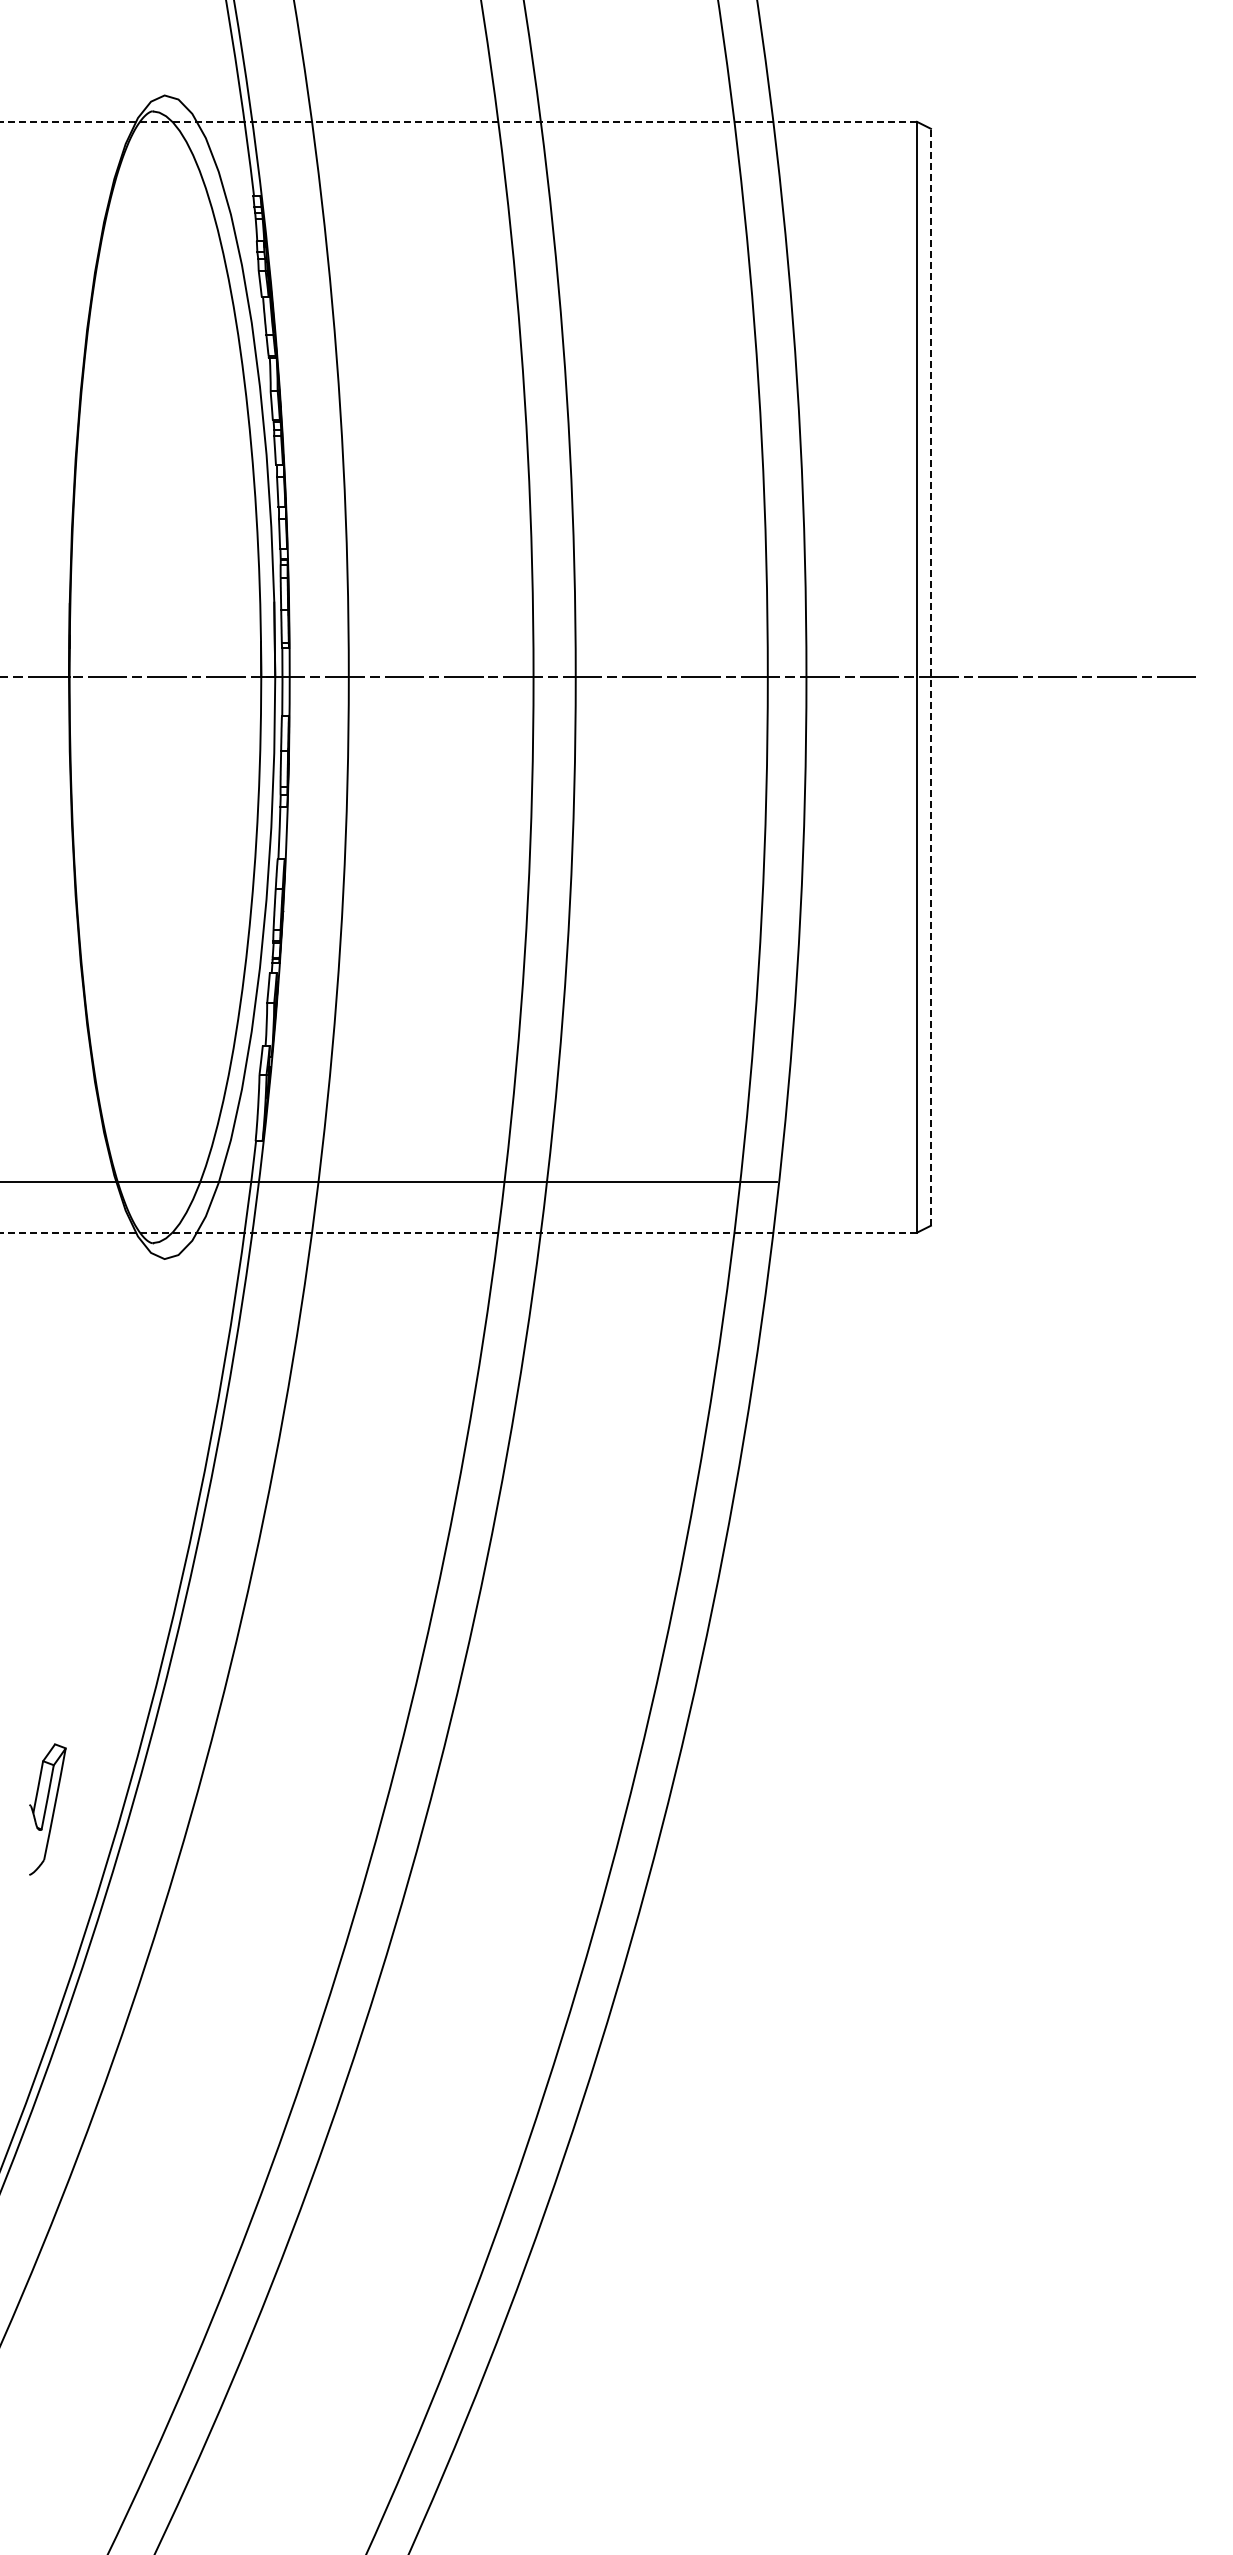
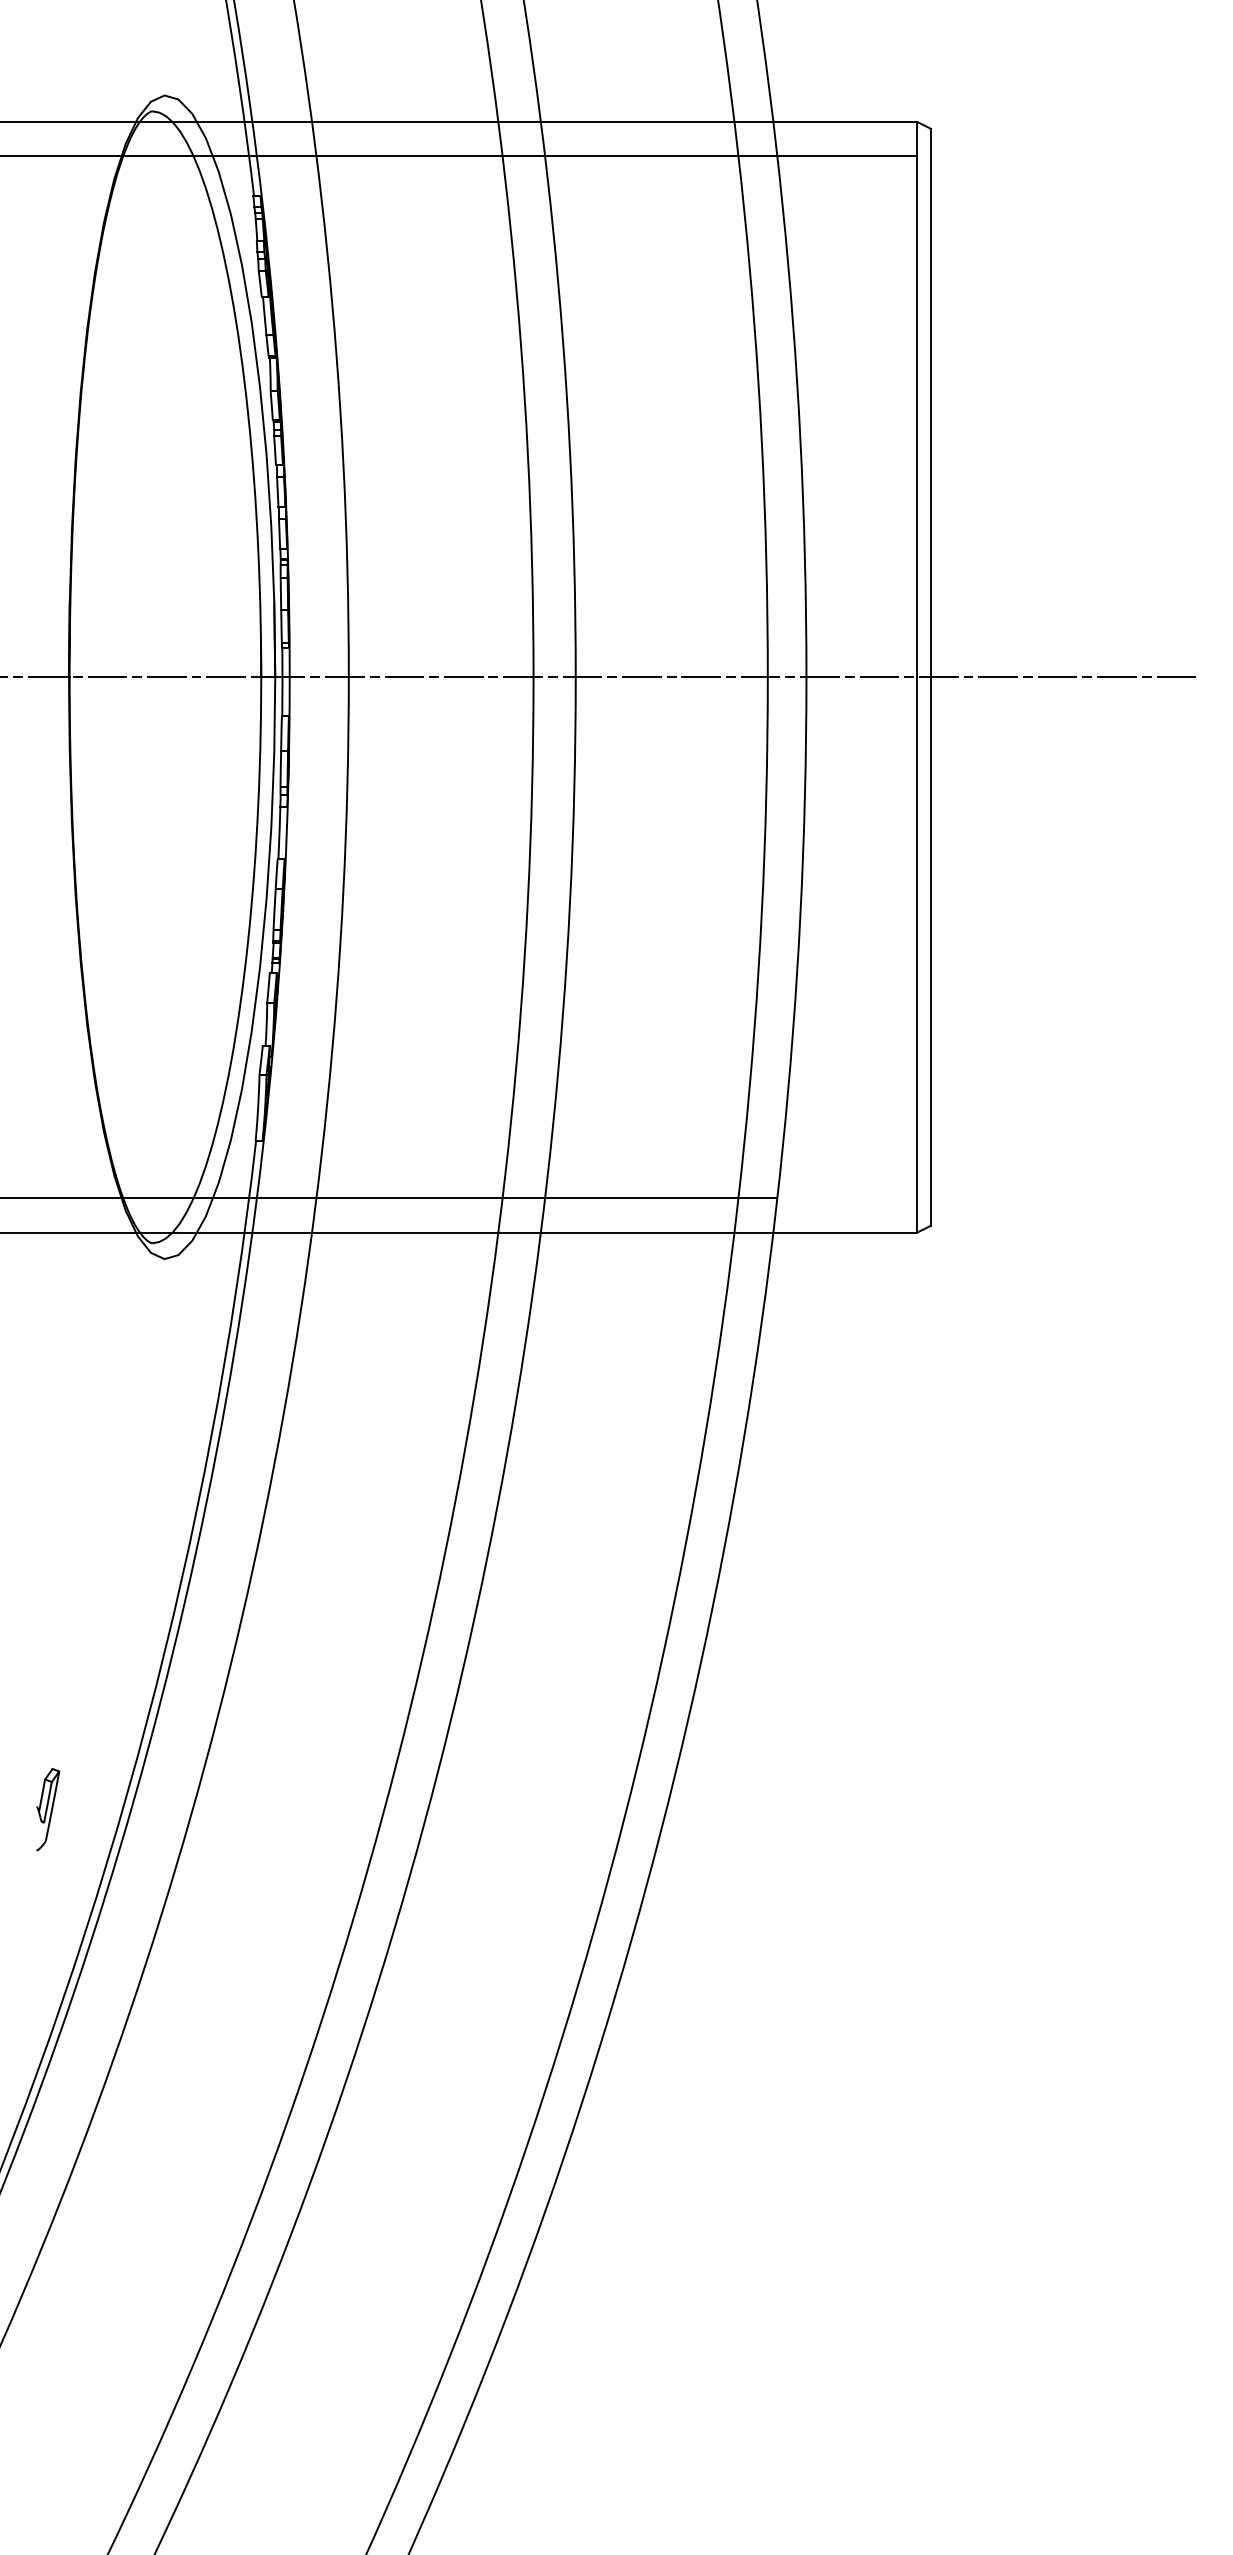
line: dashed -> solid (458, 121)
line: none -> present (459, 156)
line: dashed -> solid (930, 676)
line position: (389, 1182) -> (389, 1198) (389, 1198)
line: dashed -> solid (458, 1232)
part size: 38x133 px -> 25x84 px (48, 1809)
